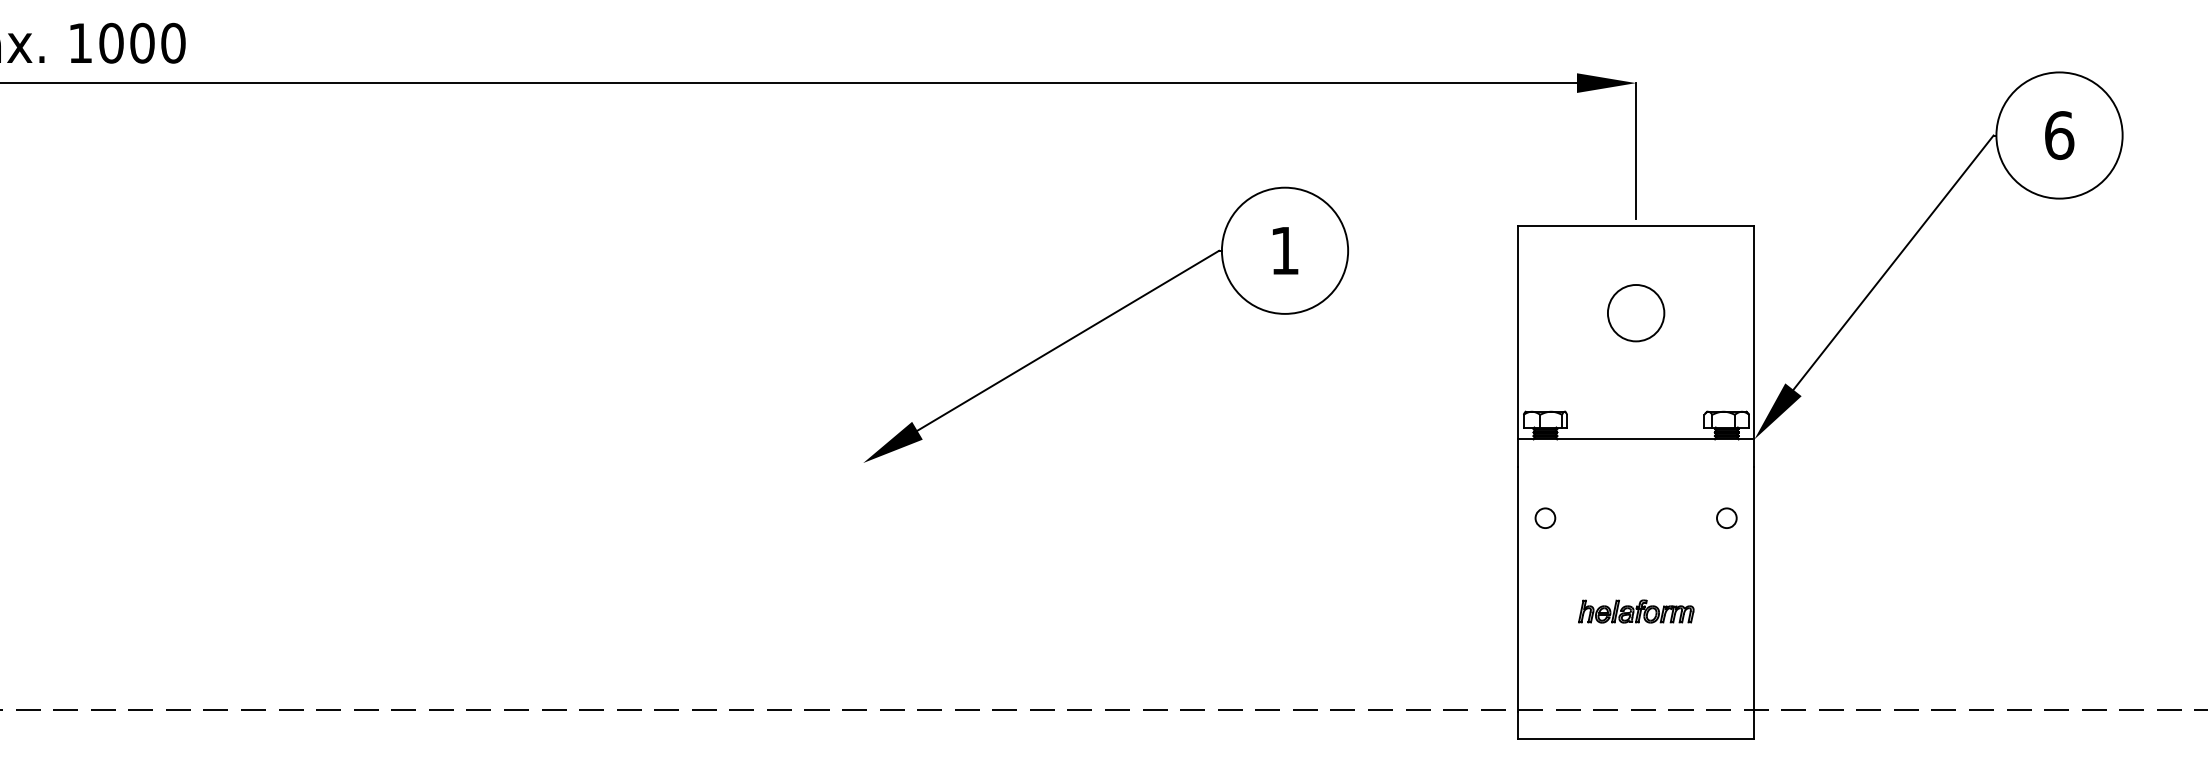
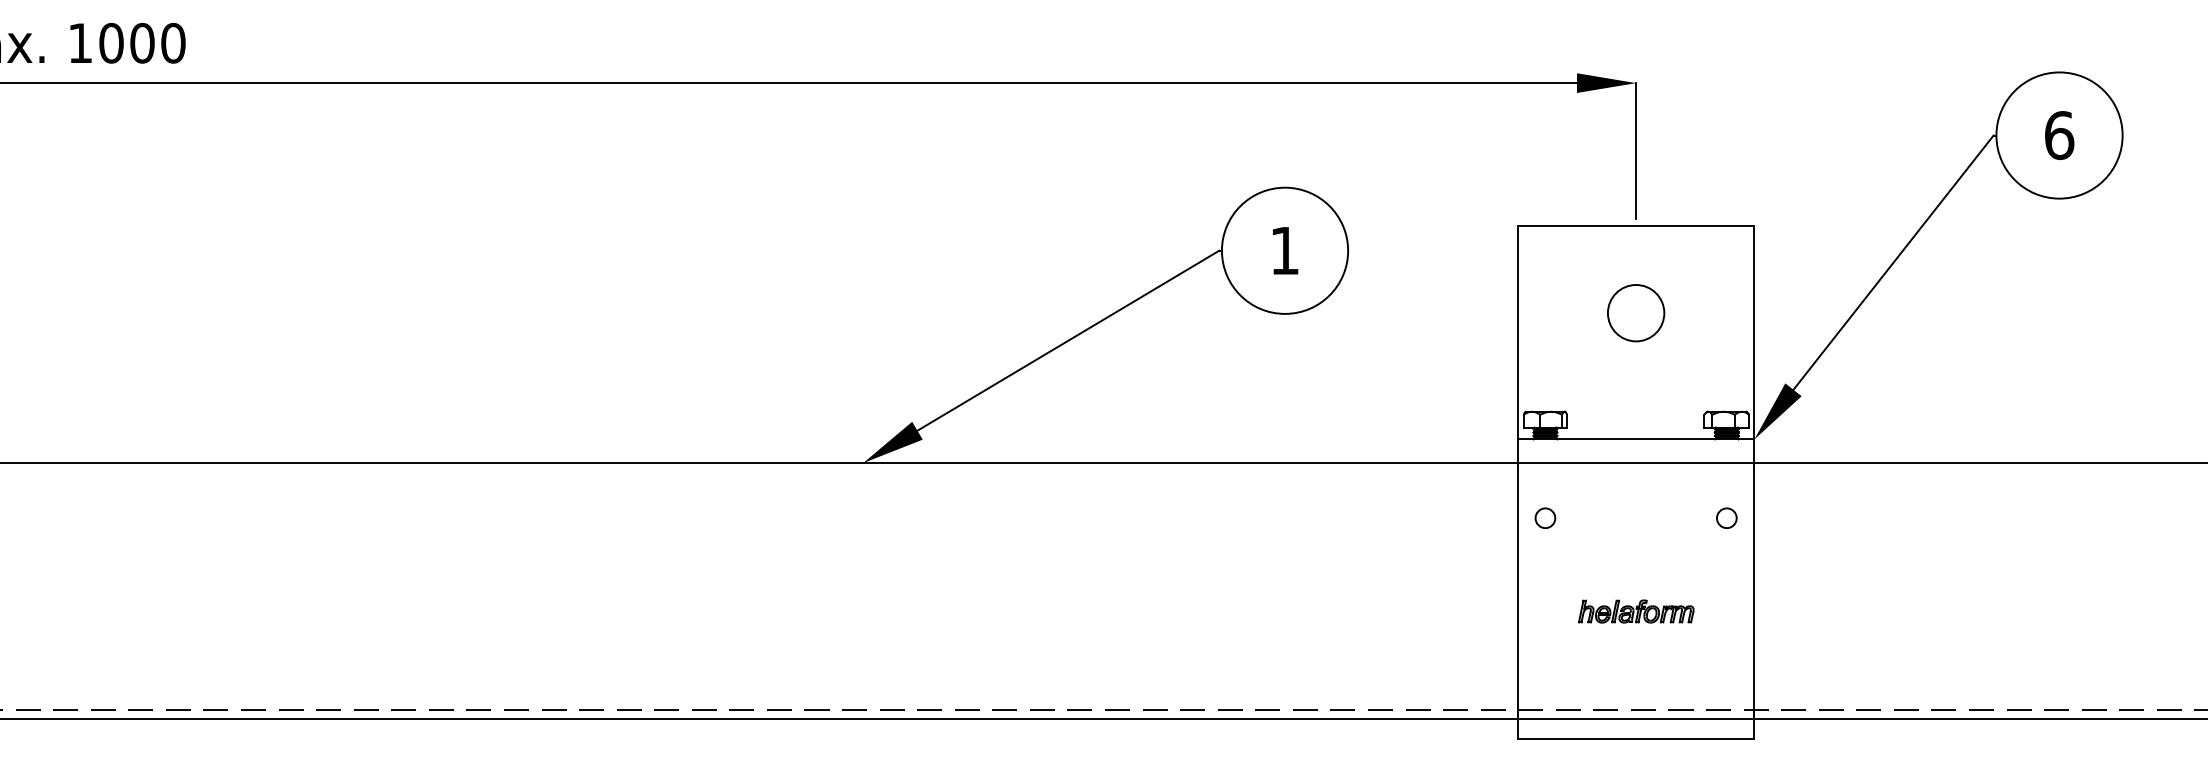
line: none -> present (1103, 463)
line: none -> present (1103, 719)
